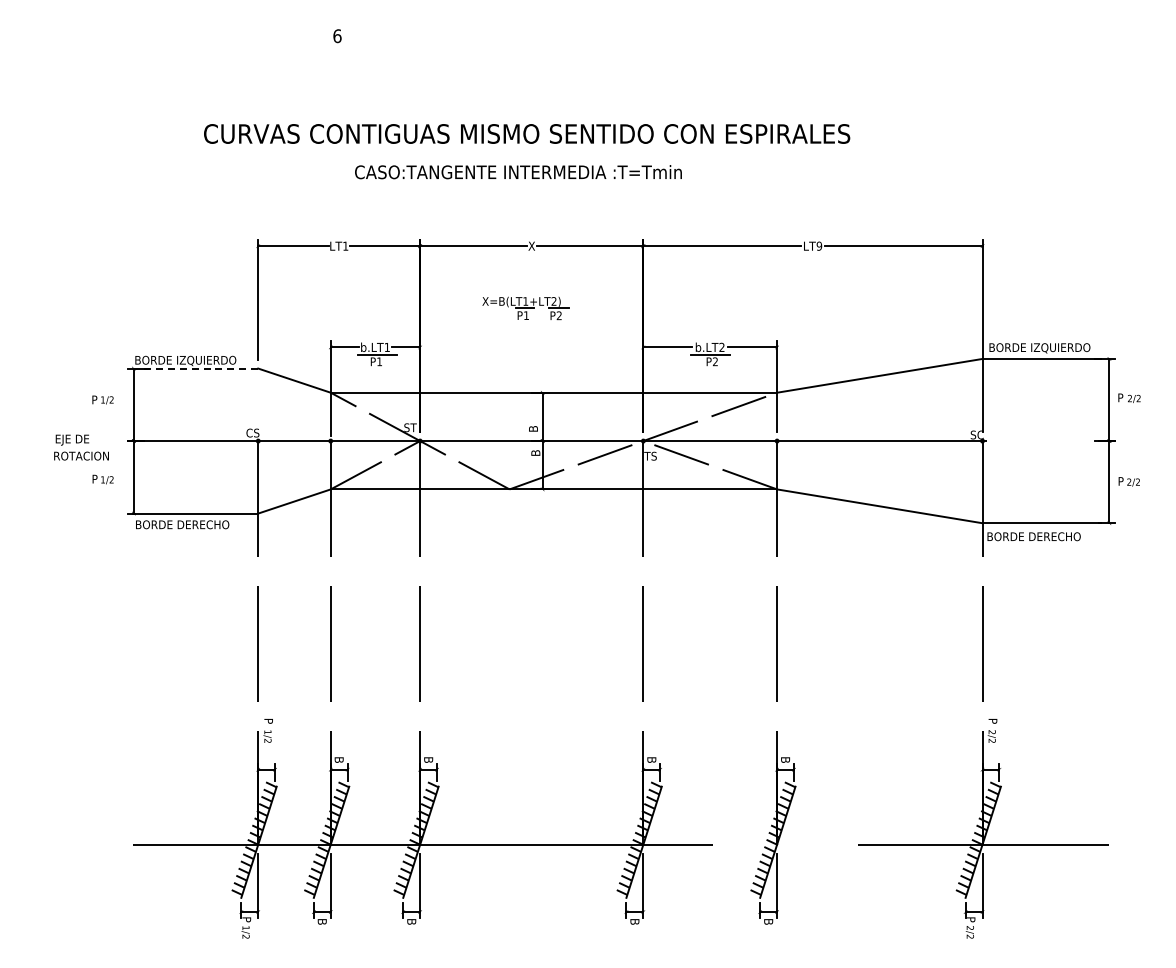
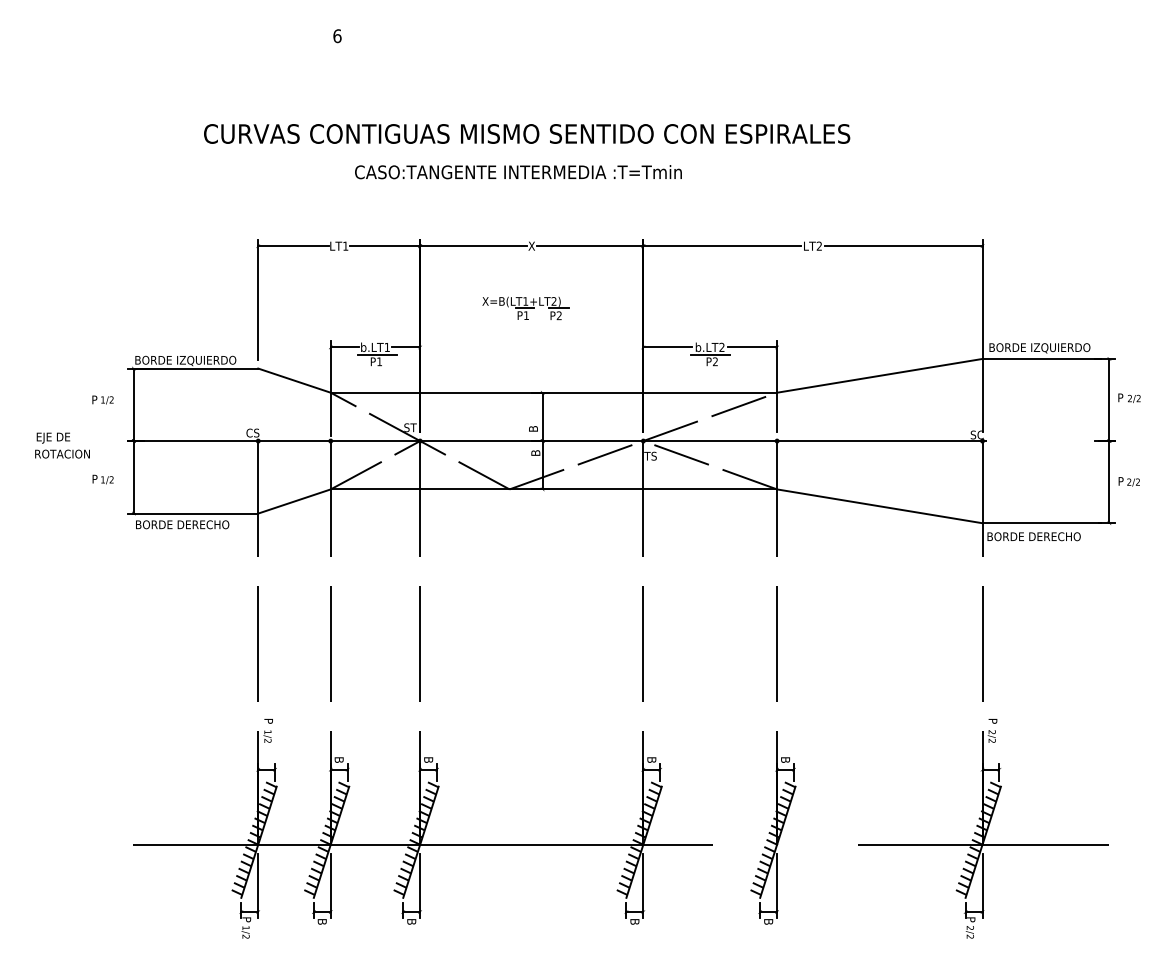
text: LT9 -> LT2 (819, 245)
line: dashed -> solid (195, 368)
text position: (81, 447) -> (62, 445) (62, 445)
